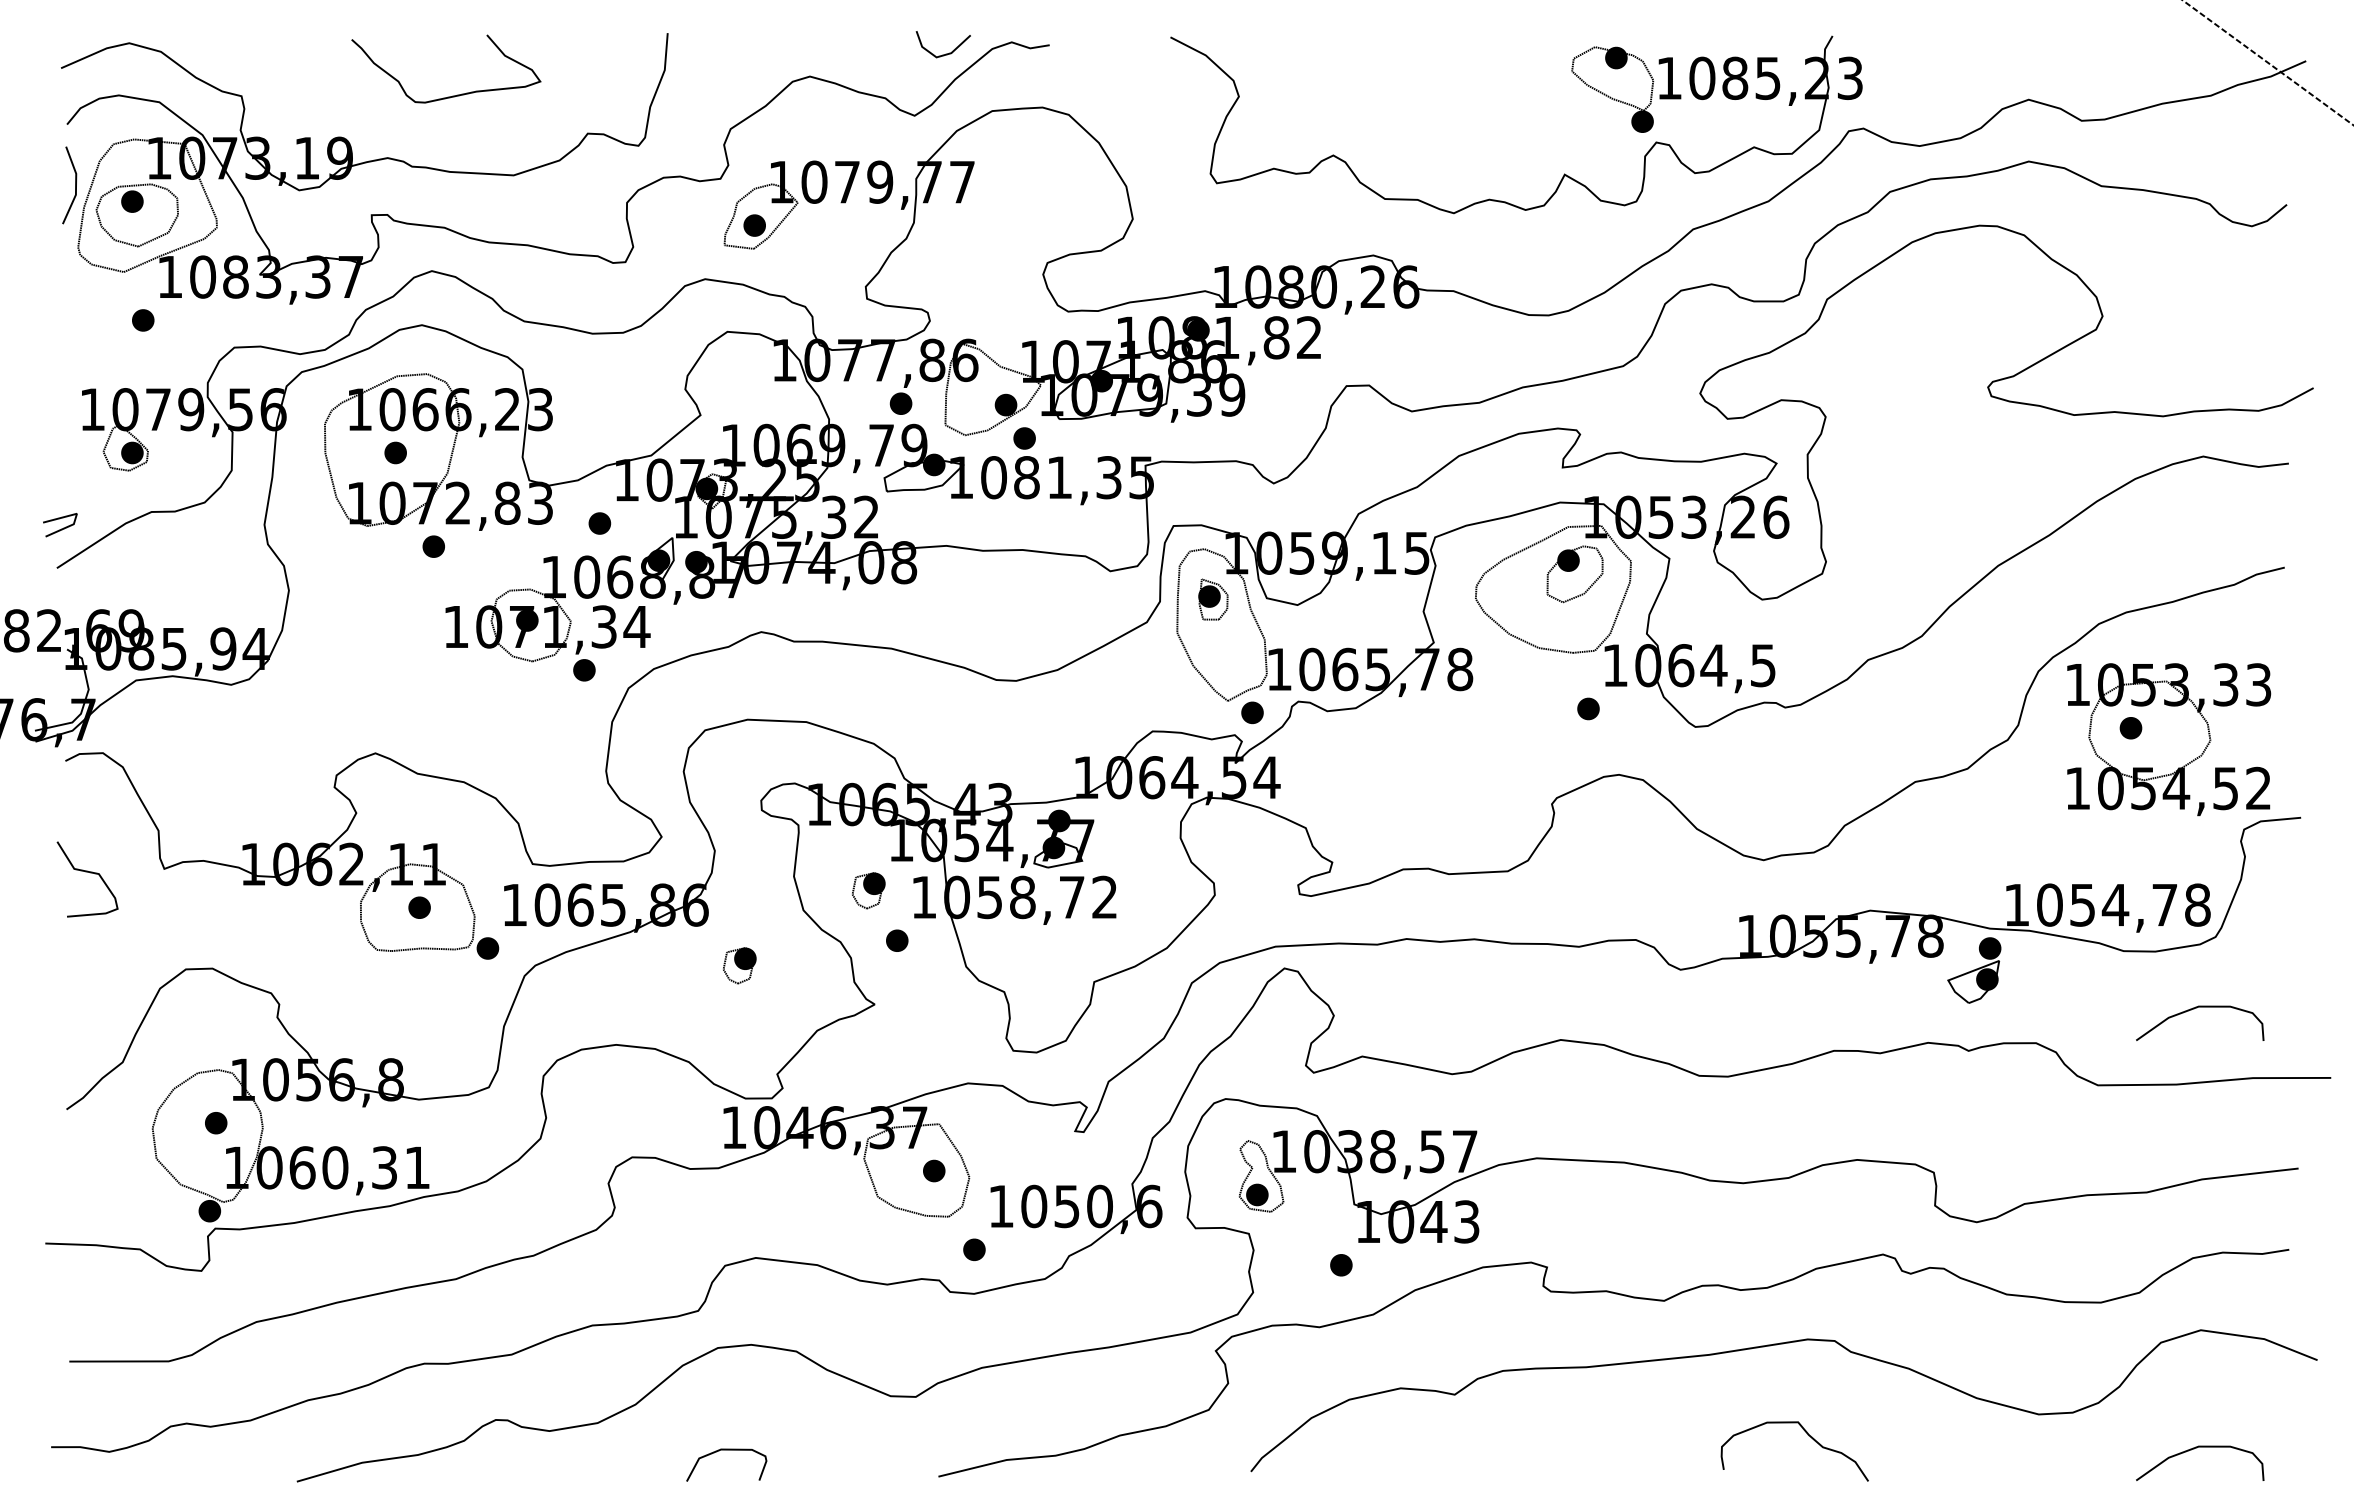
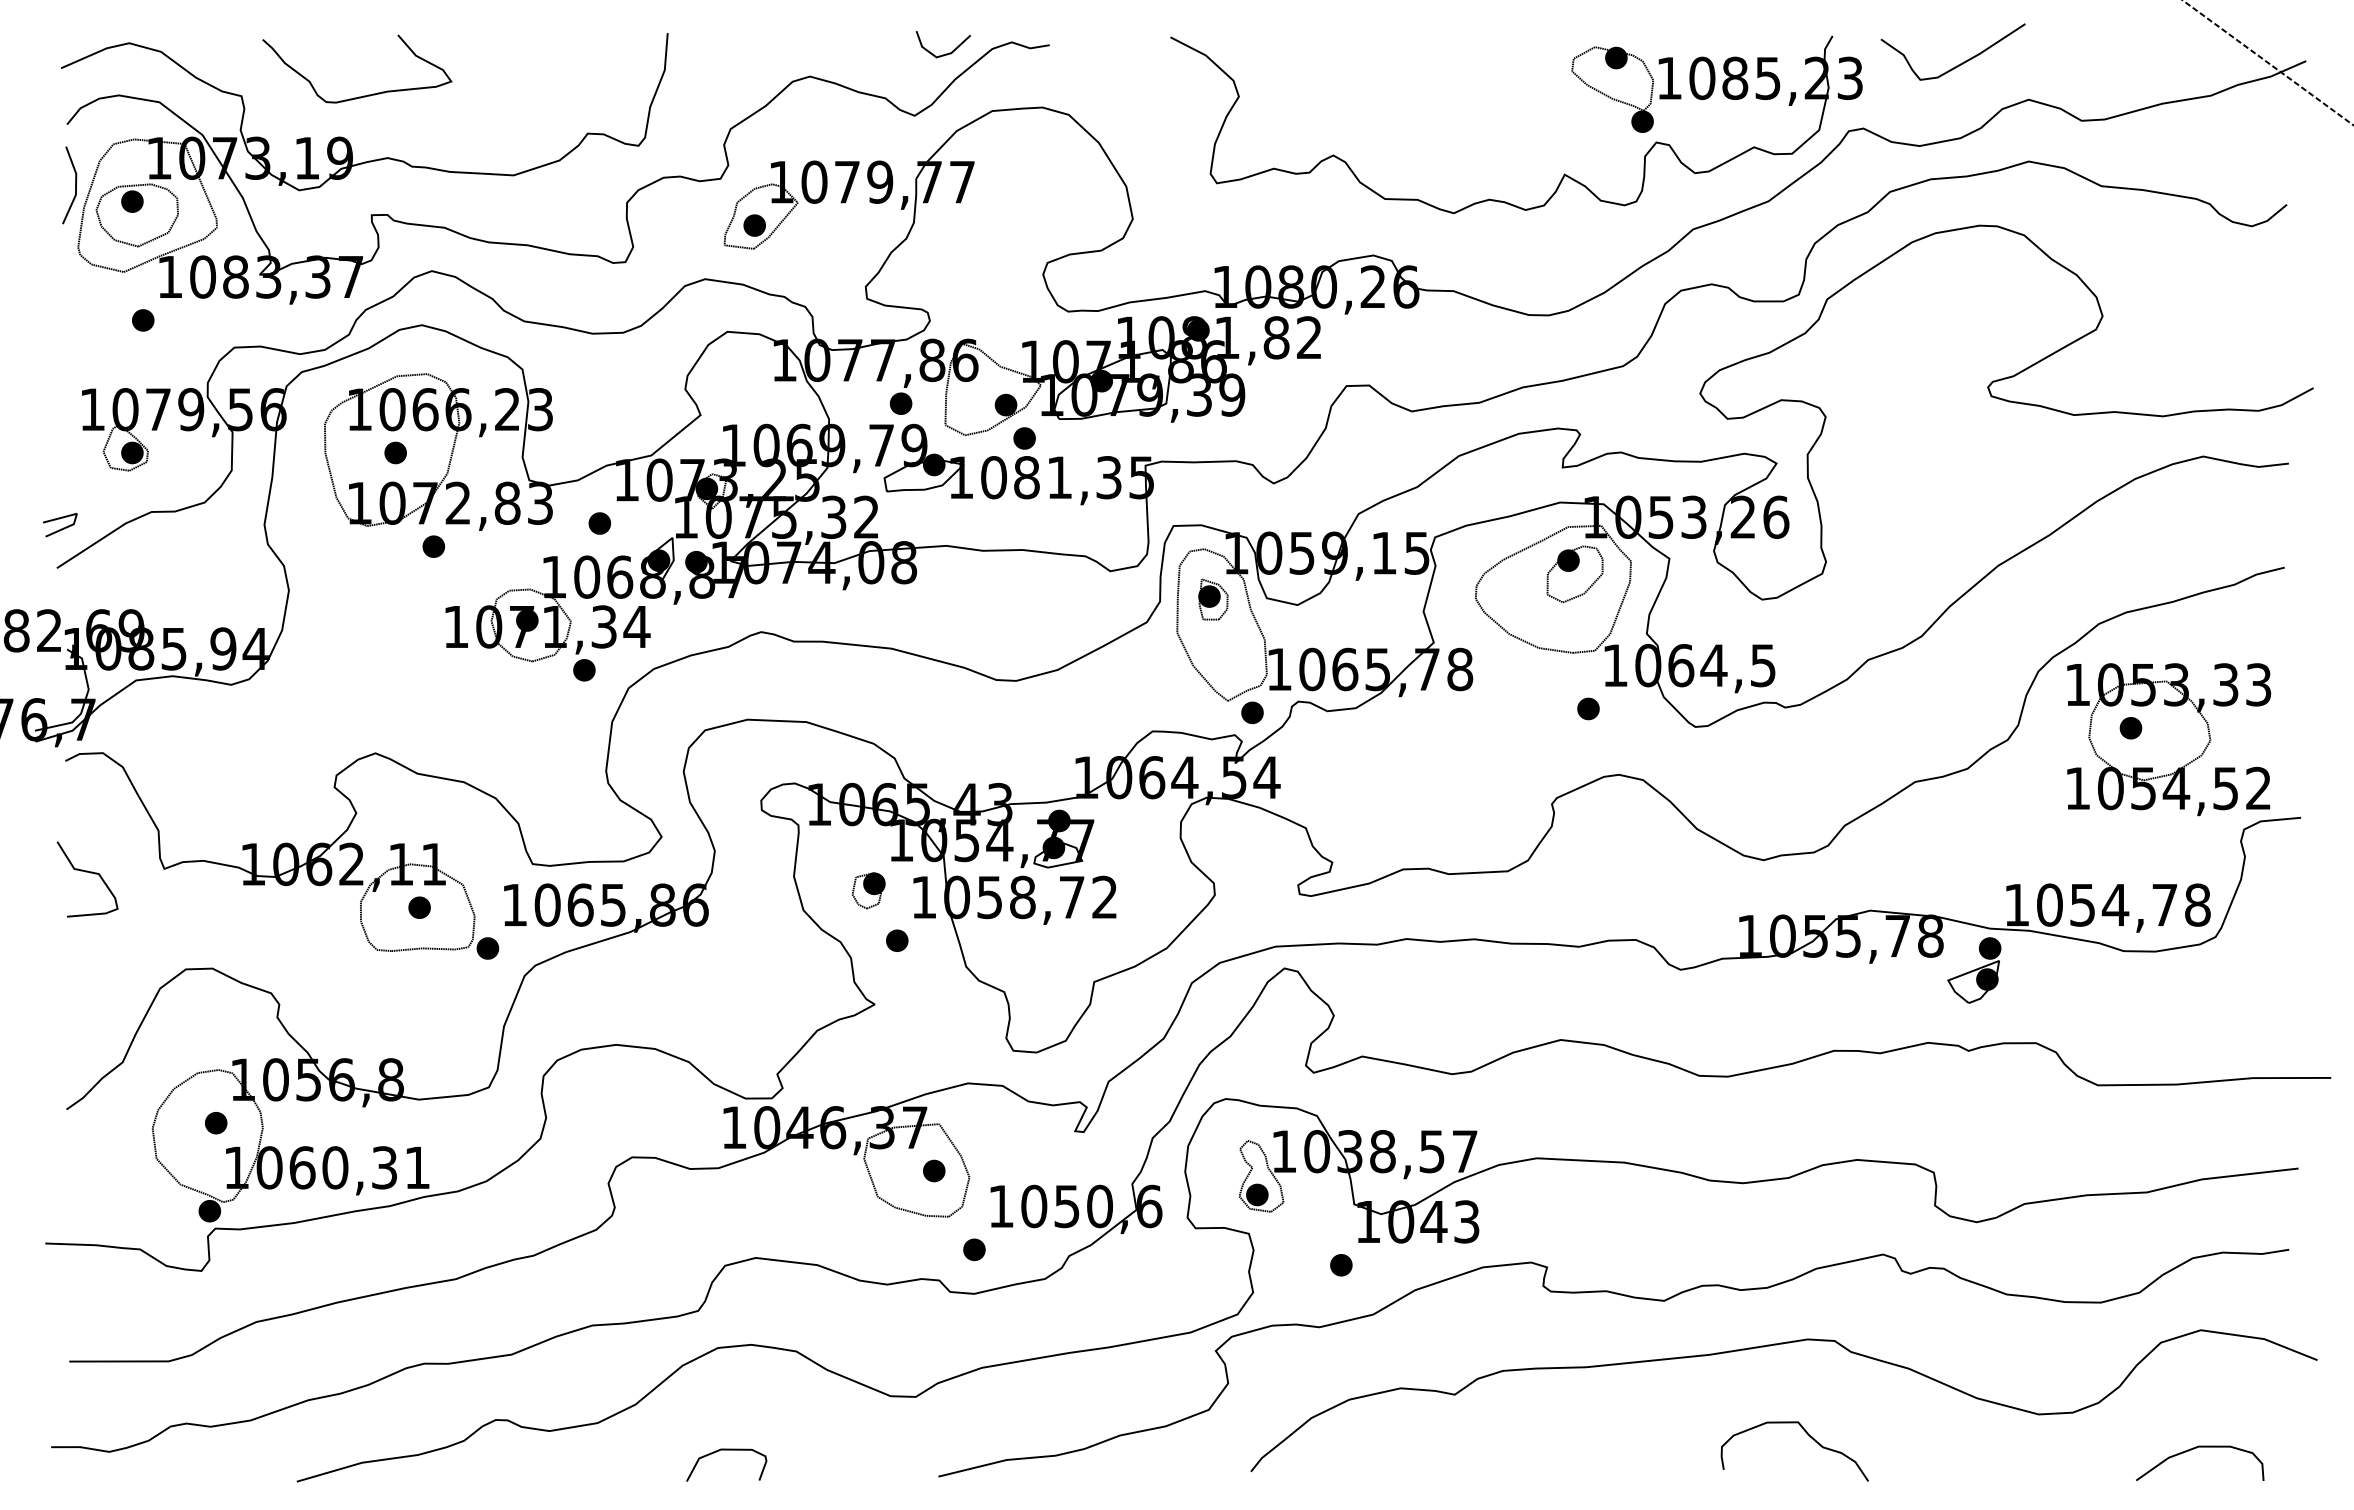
curve: none -> present (1958, 64)
curve position: (452, 95) -> (363, 95) (363, 95)
part: present -> none (739, 965)
curve: present -> none (2194, 1009)
